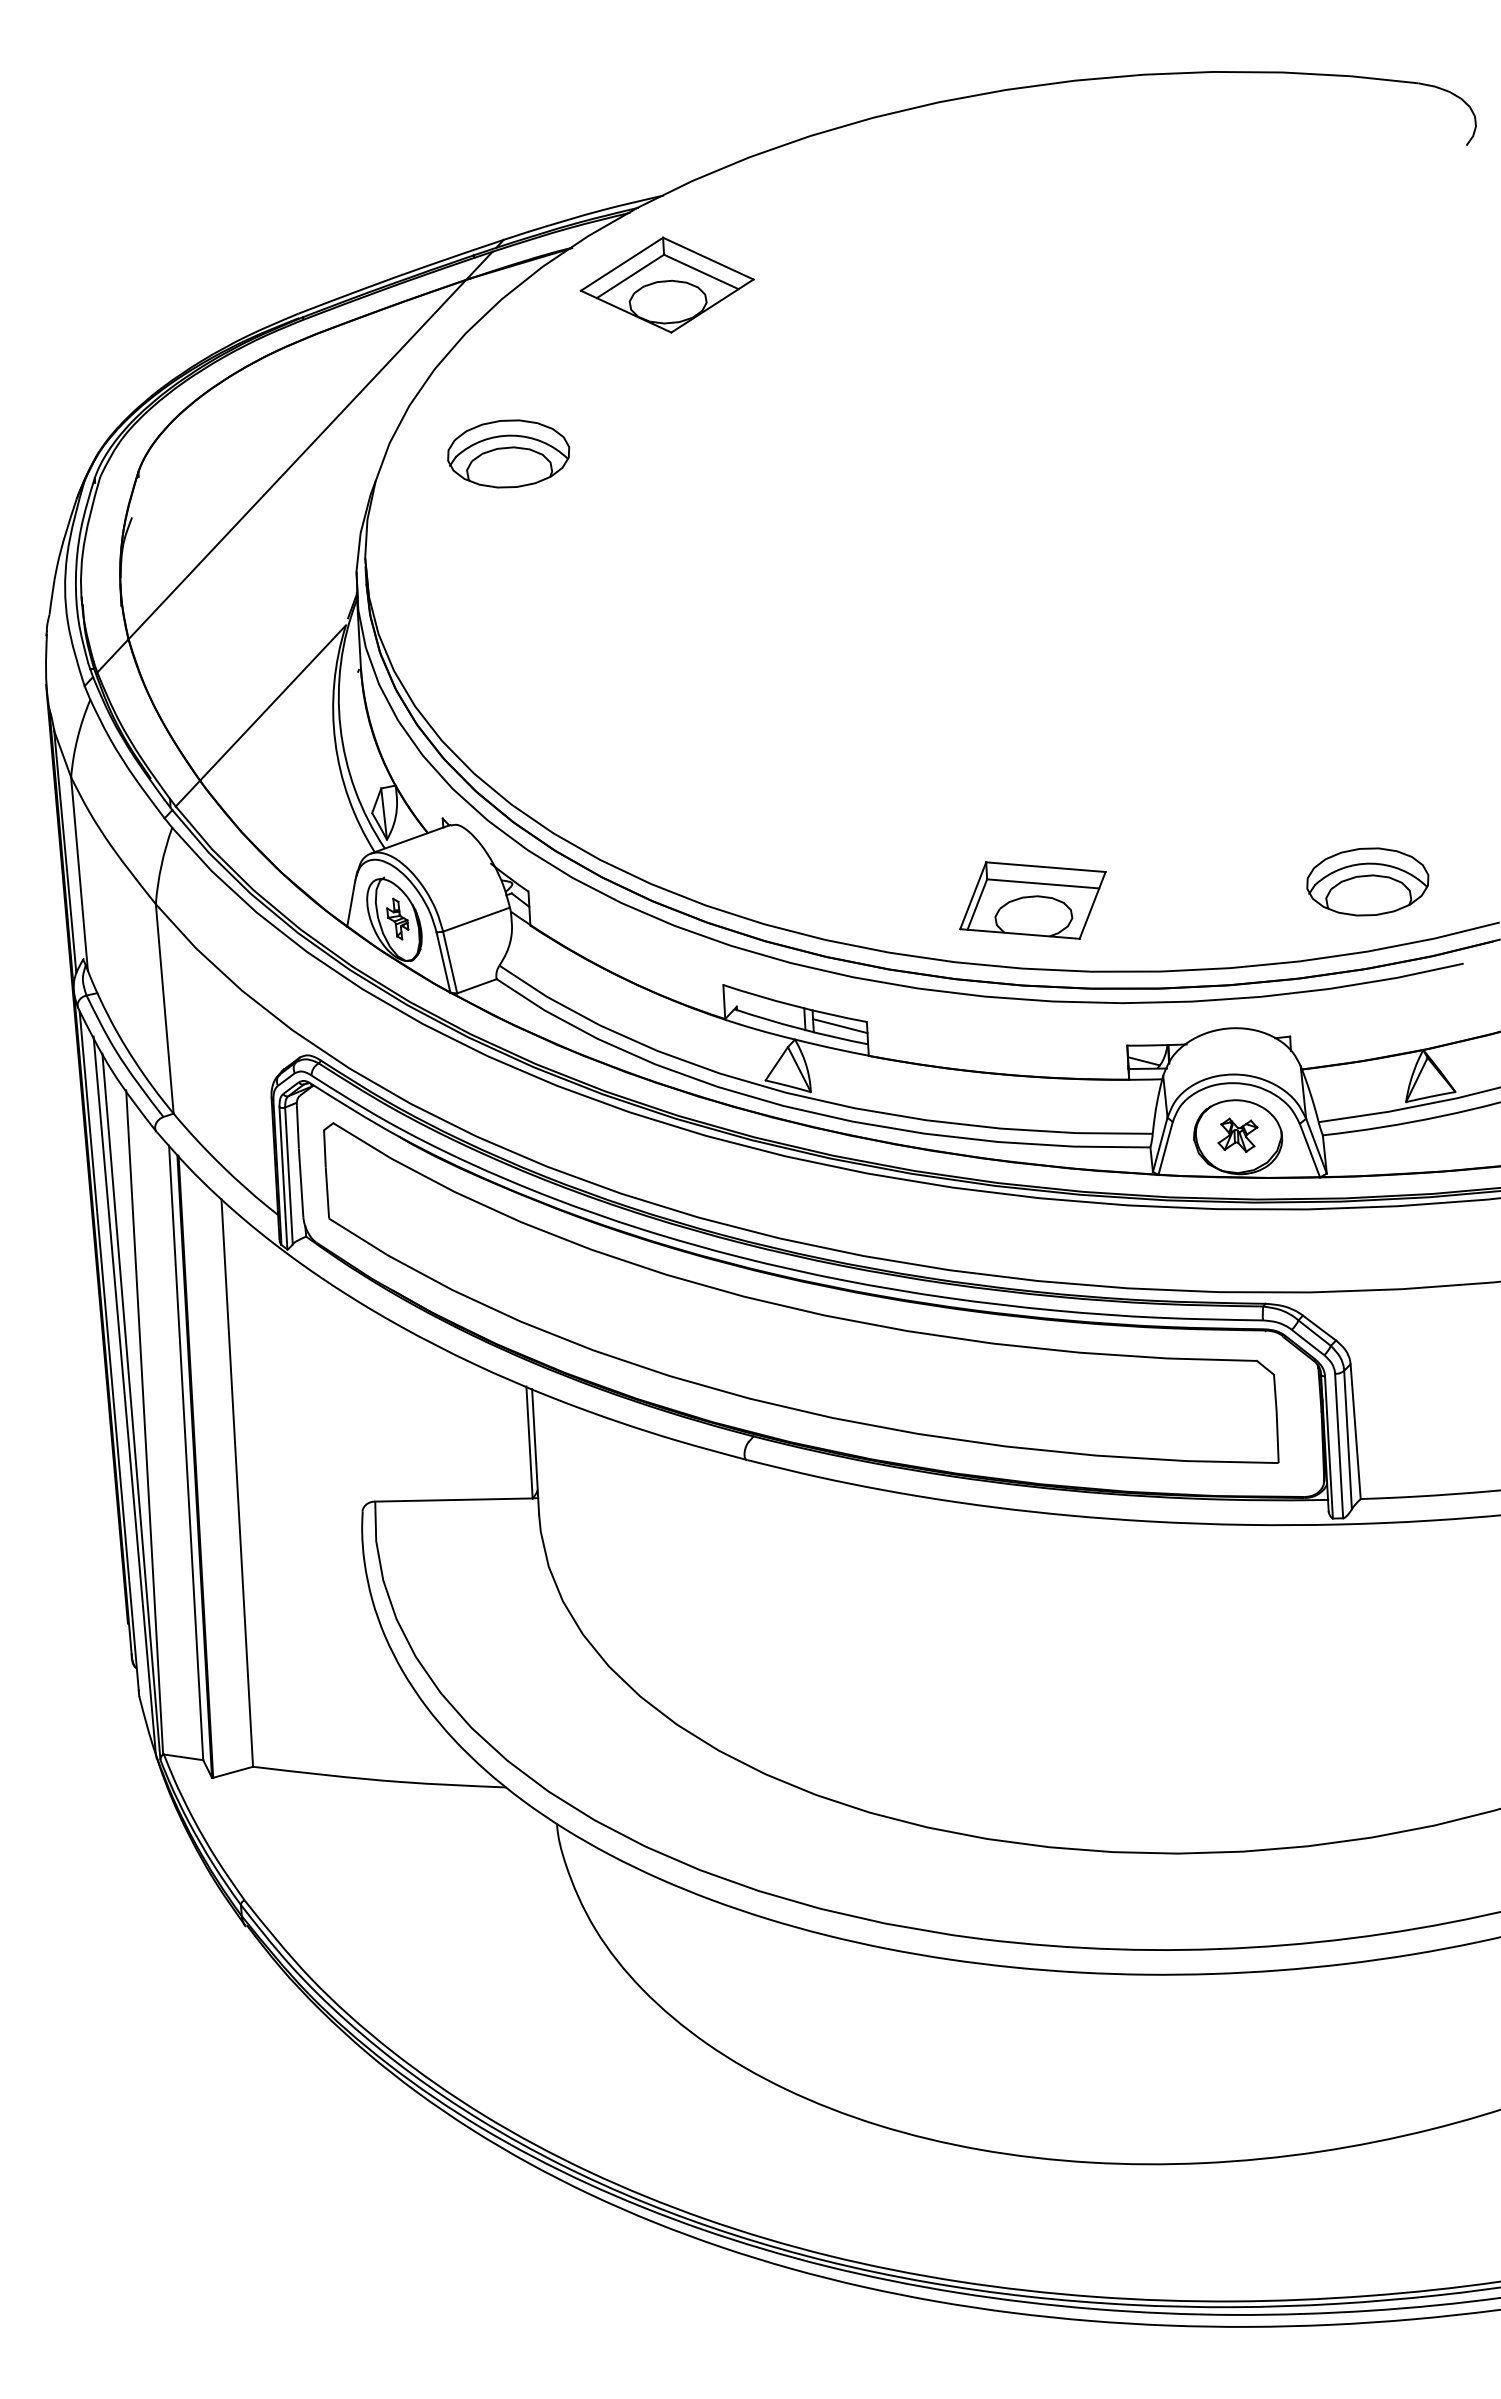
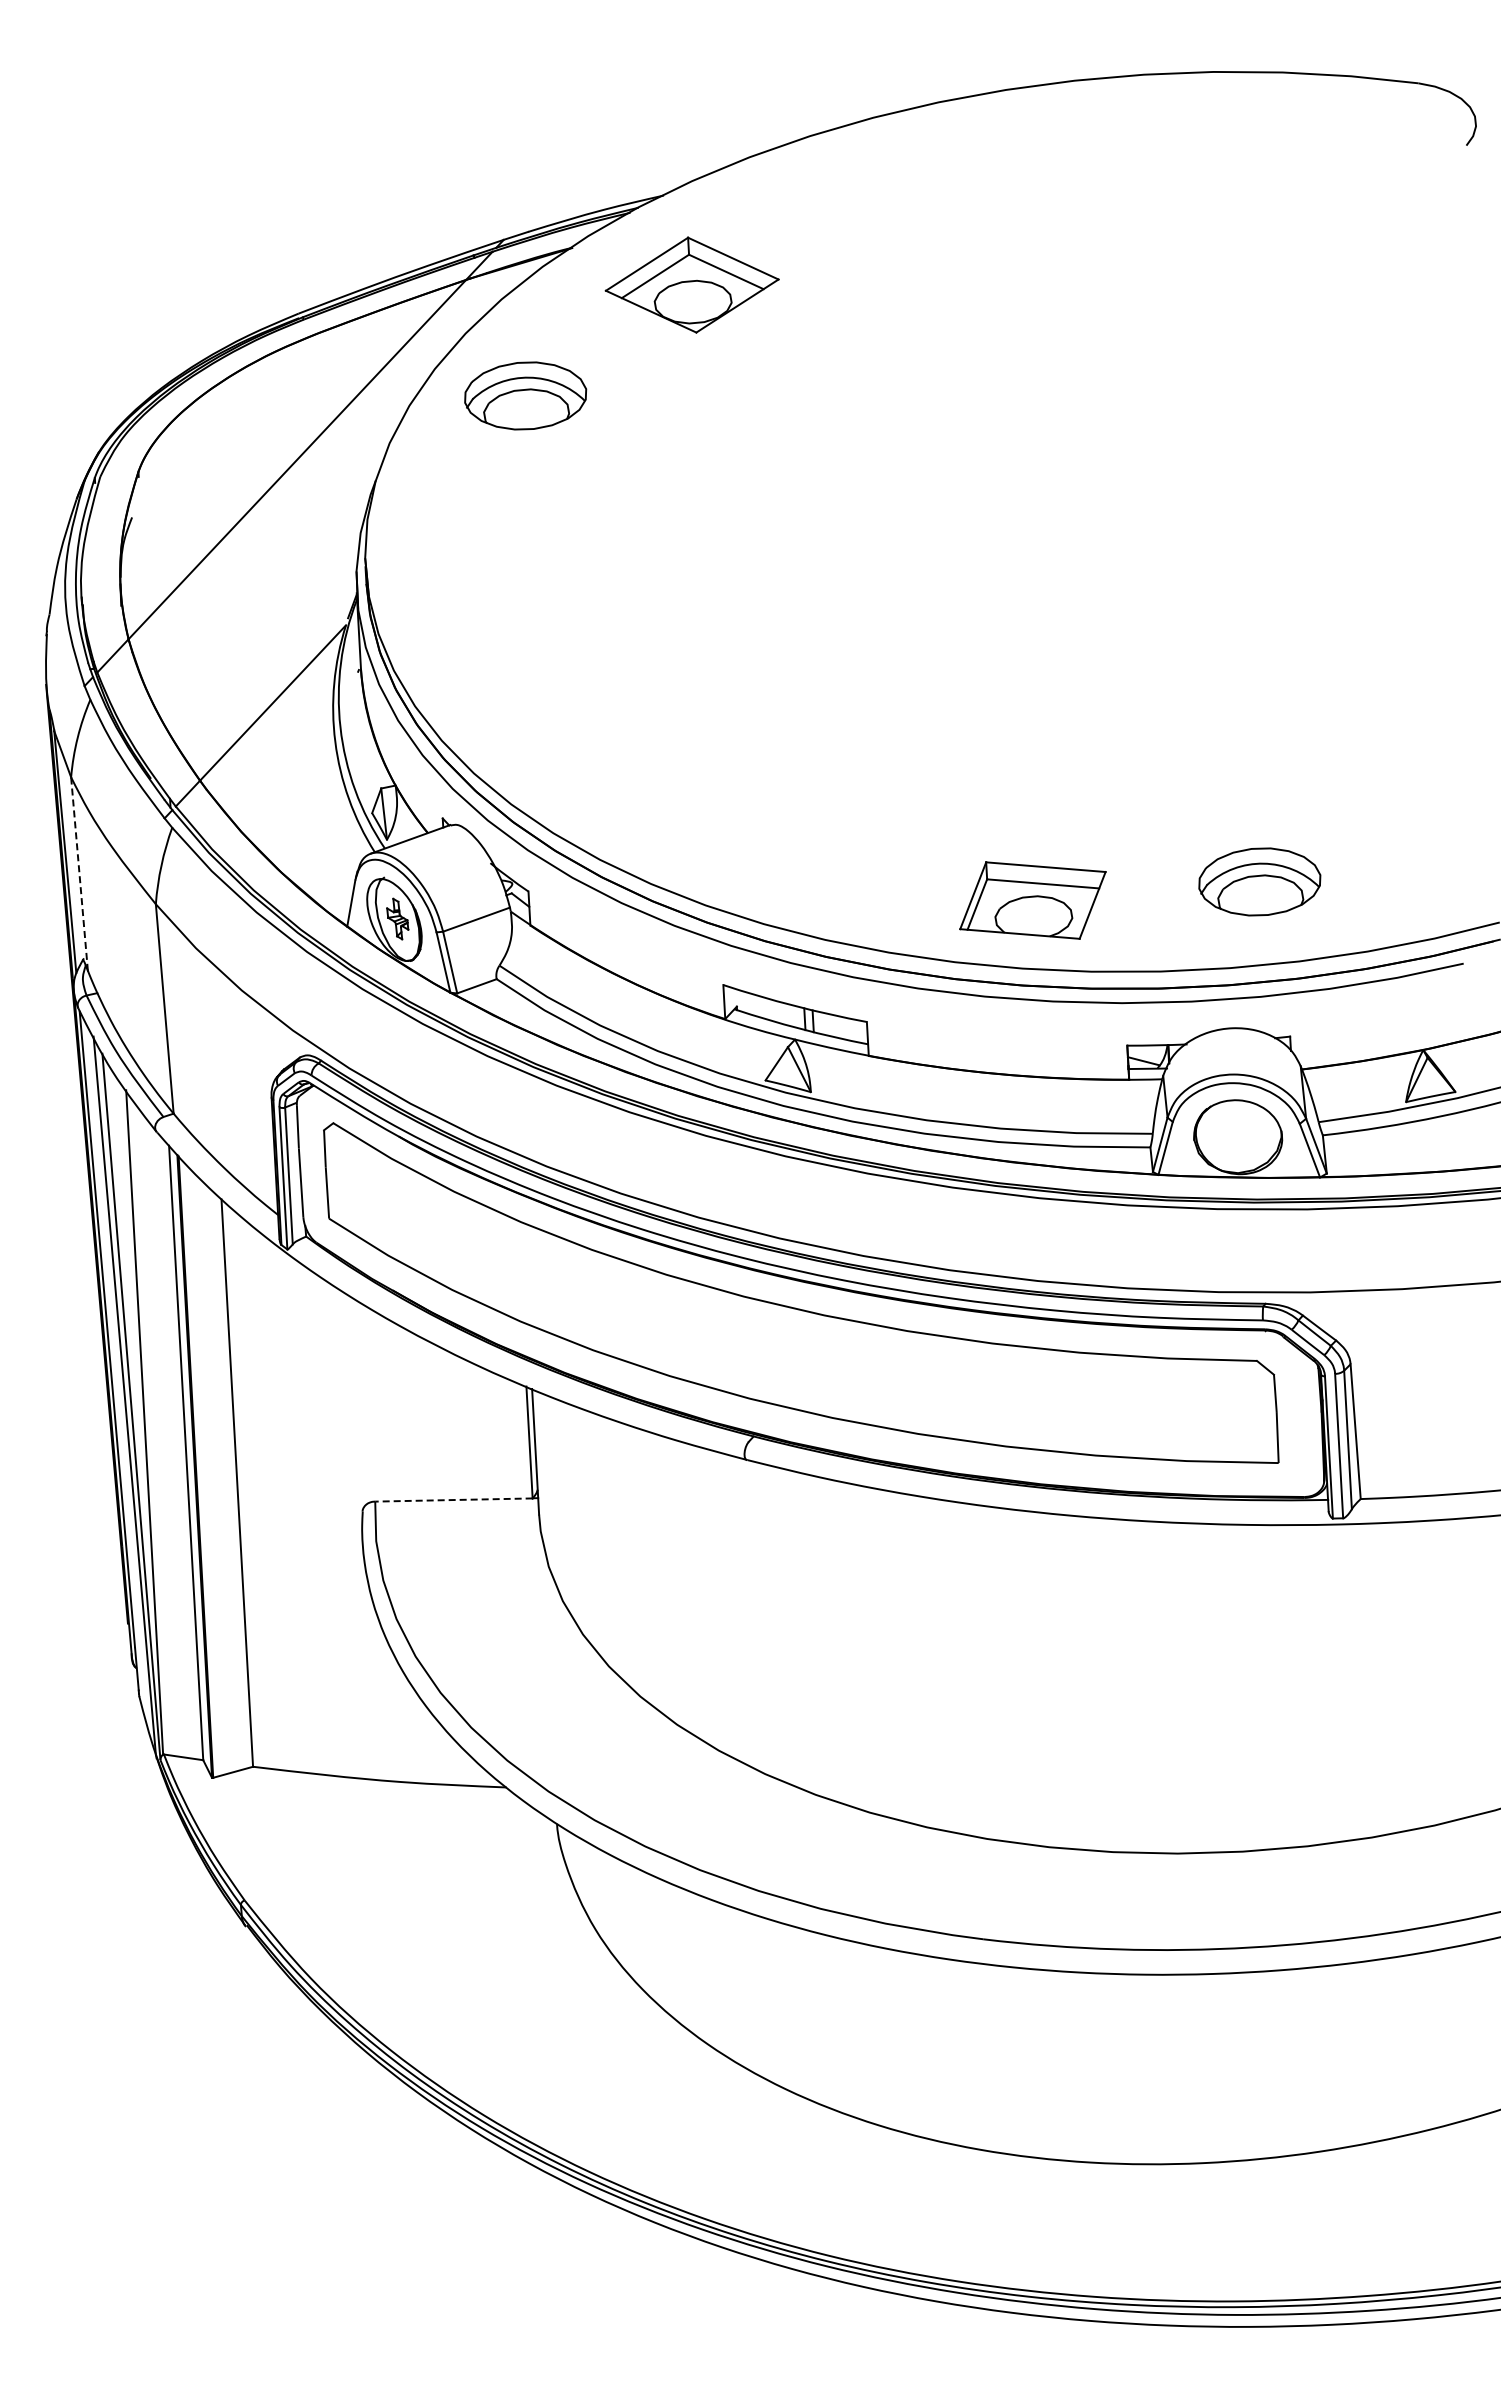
part position: (666, 284) -> (691, 284) (691, 284)
part position: (508, 453) -> (525, 395) (525, 395)
line: solid -> dashed (79, 873)
part position: (1367, 881) -> (1259, 881) (1259, 881)
line: present -> none (840, 1026)
part: present -> none (1237, 1134)
line: solid -> dashed (453, 1500)
